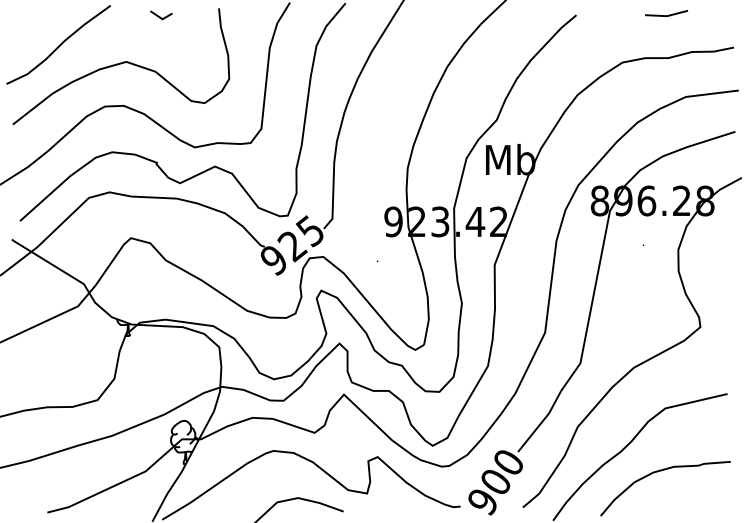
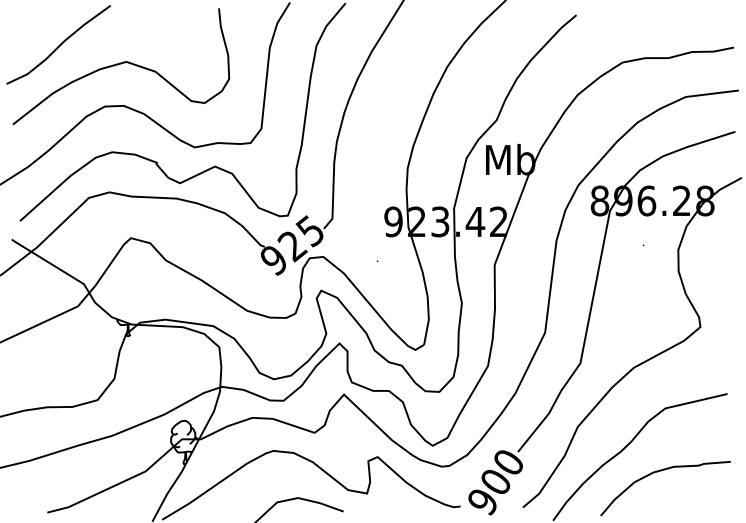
line: present -> none (666, 15)
line: present -> none (160, 16)
